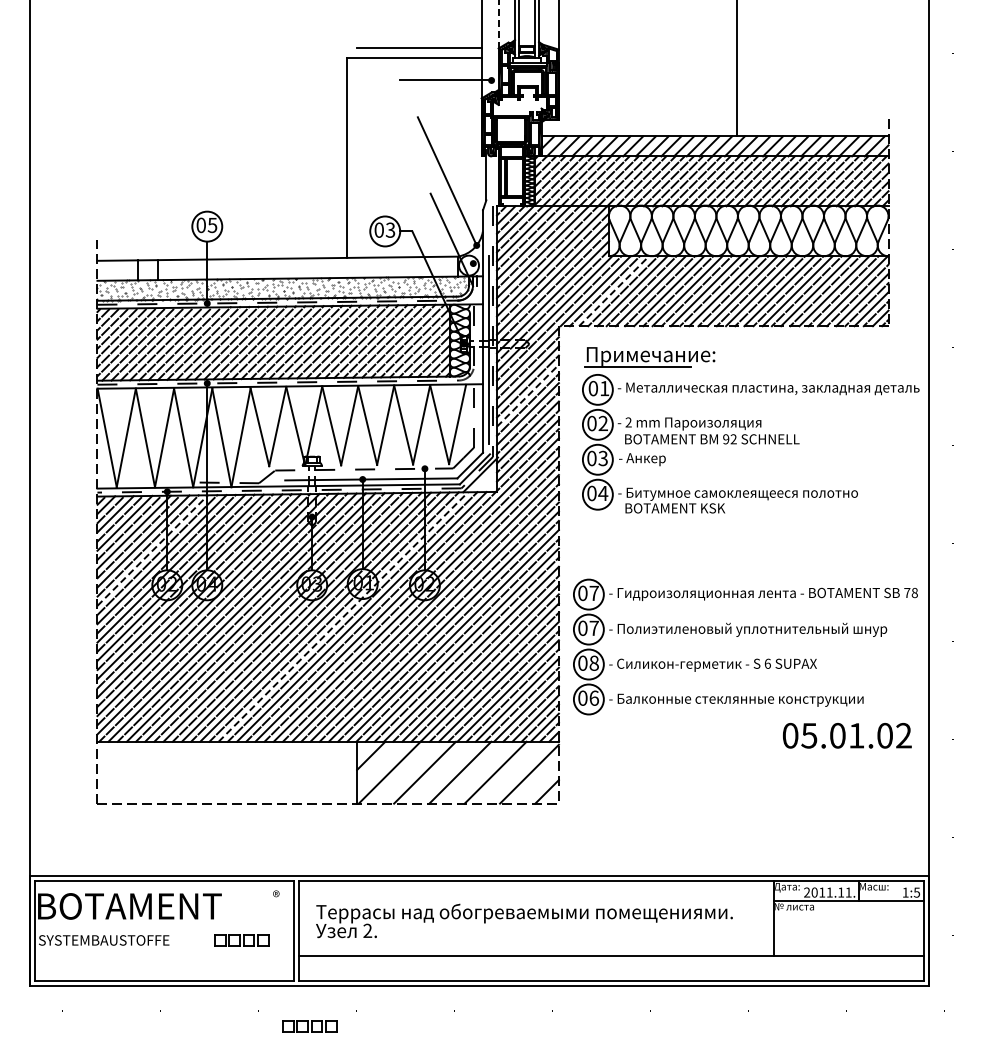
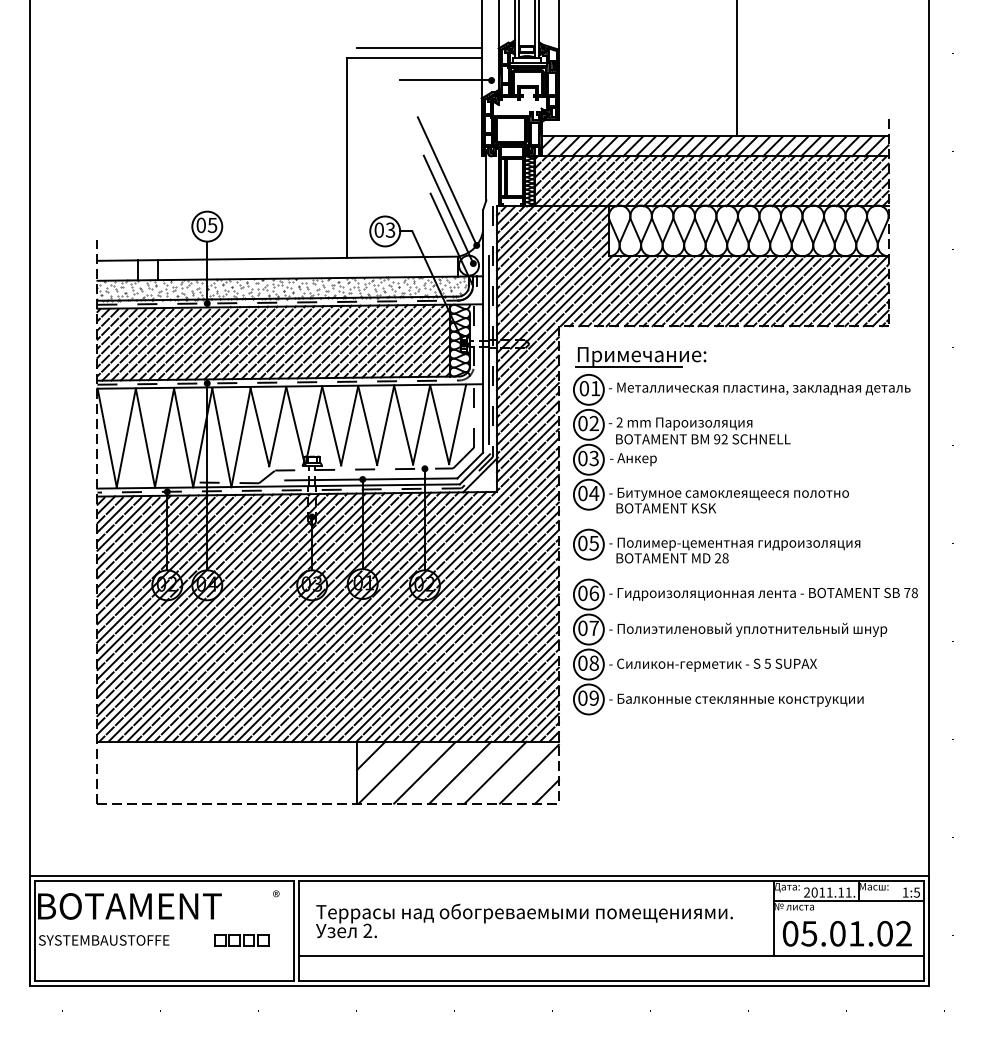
line: dashed -> solid (498, 24)
line: none -> present (447, 208)
line: dashed -> solid (614, 290)
line: dashed -> solid (527, 395)
part position: (750, 430) -> (741, 430) (741, 430)
part: none -> present (716, 545)
line: dashed -> solid (153, 550)
text: 07 -> 06 (594, 593)
line: dashed -> solid (343, 616)
text: 6 -> 5 (767, 663)
text: 06 -> 09 (593, 697)
text position: (847, 735) -> (847, 933) (847, 933)
part: present -> none (309, 1026)
